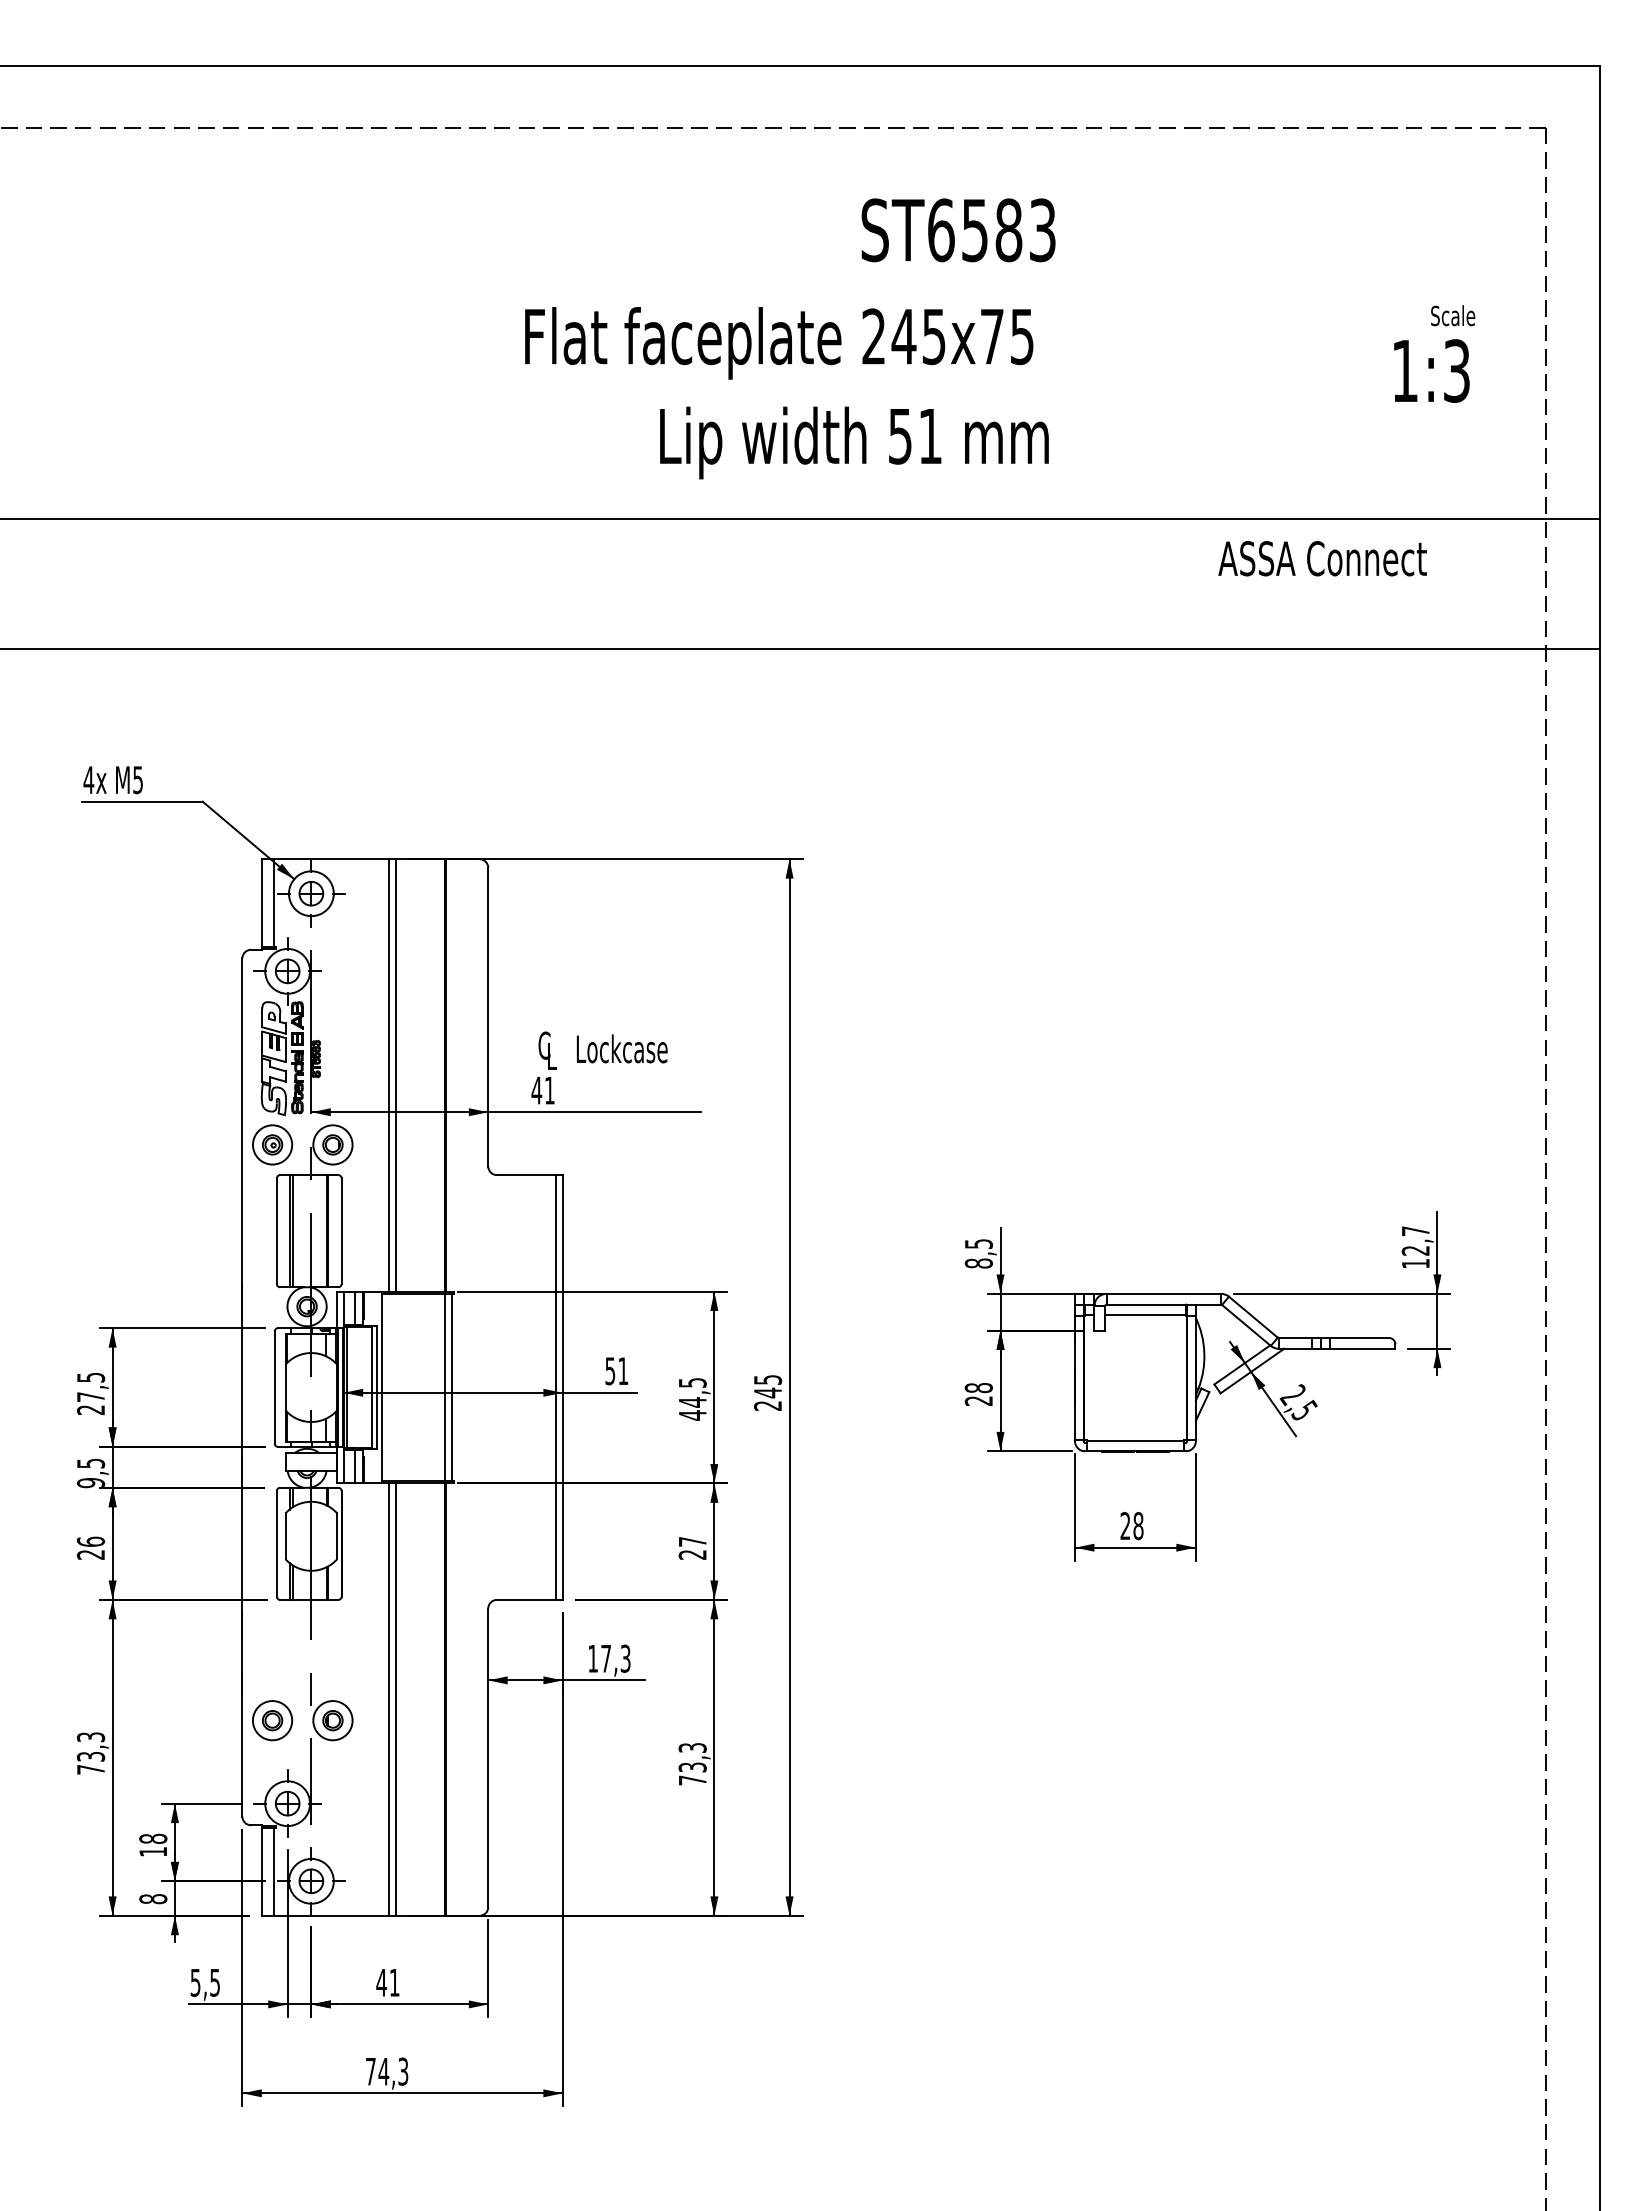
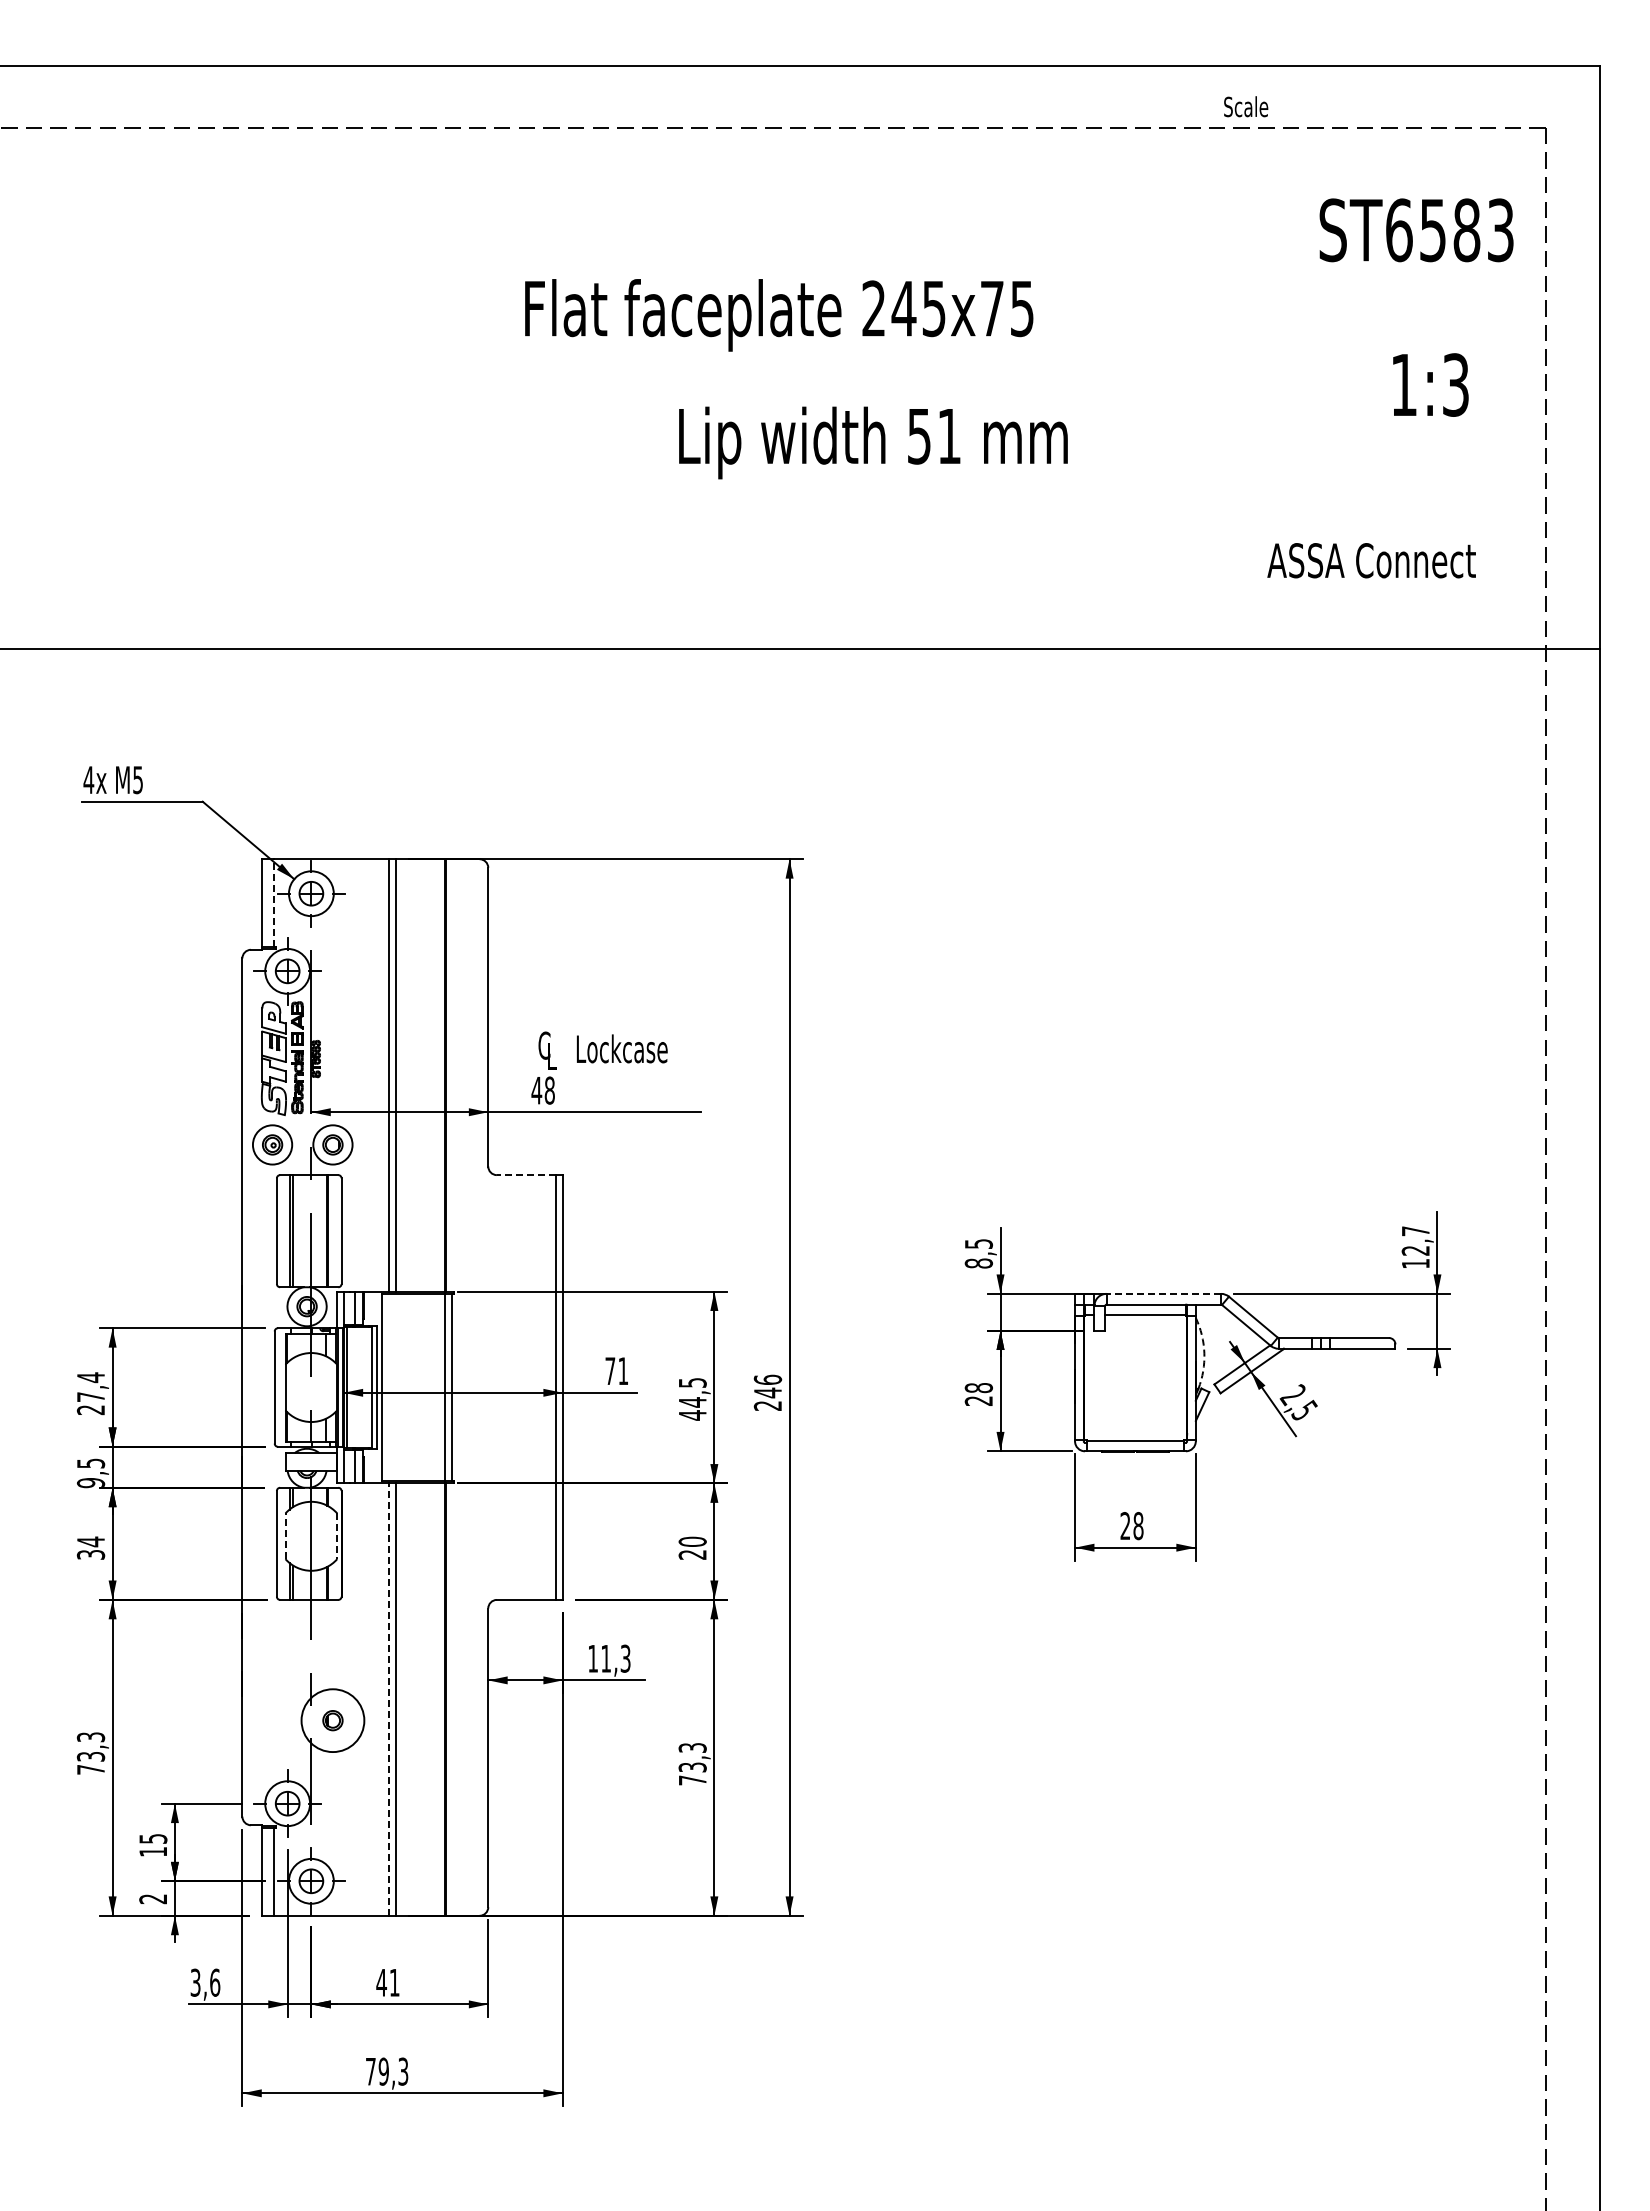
text position: (958, 230) -> (1416, 230) (1416, 230)
text position: (1453, 315) -> (1246, 106) (1246, 106)
text position: (779, 343) -> (779, 315) (779, 315)
text position: (1431, 370) -> (1430, 384) (1430, 384)
text position: (854, 442) -> (873, 442) (873, 442)
line: present -> none (801, 519)
text position: (1322, 558) -> (1371, 560) (1371, 560)
line: solid -> dashed (273, 903)
text: 41 -> 48 (549, 1090)
line: solid -> dashed (526, 1175)
line: solid -> dashed (1163, 1293)
arc: solid -> dashed (1204, 1353)
text: 51 -> 71 (610, 1371)
text: 27,5 -> 27,4 (91, 1377)
text: 245 -> 246 (767, 1379)
line: solid -> dashed (285, 1536)
line: solid -> dashed (337, 1536)
text: 27 -> 20 (692, 1541)
text: 26 -> 34 (90, 1547)
text: 17,3 -> 11,3 (605, 1658)
line: solid -> dashed (388, 1699)
part: present -> none (272, 1720)
circle diameter: 39 px -> 63 px (332, 1720)
text: 18 -> 15 (153, 1838)
text: 8 -> 2 (153, 1899)
text: 5,5 -> 3,6 (205, 1982)
text: 74,3 -> 79,3 (383, 2071)
